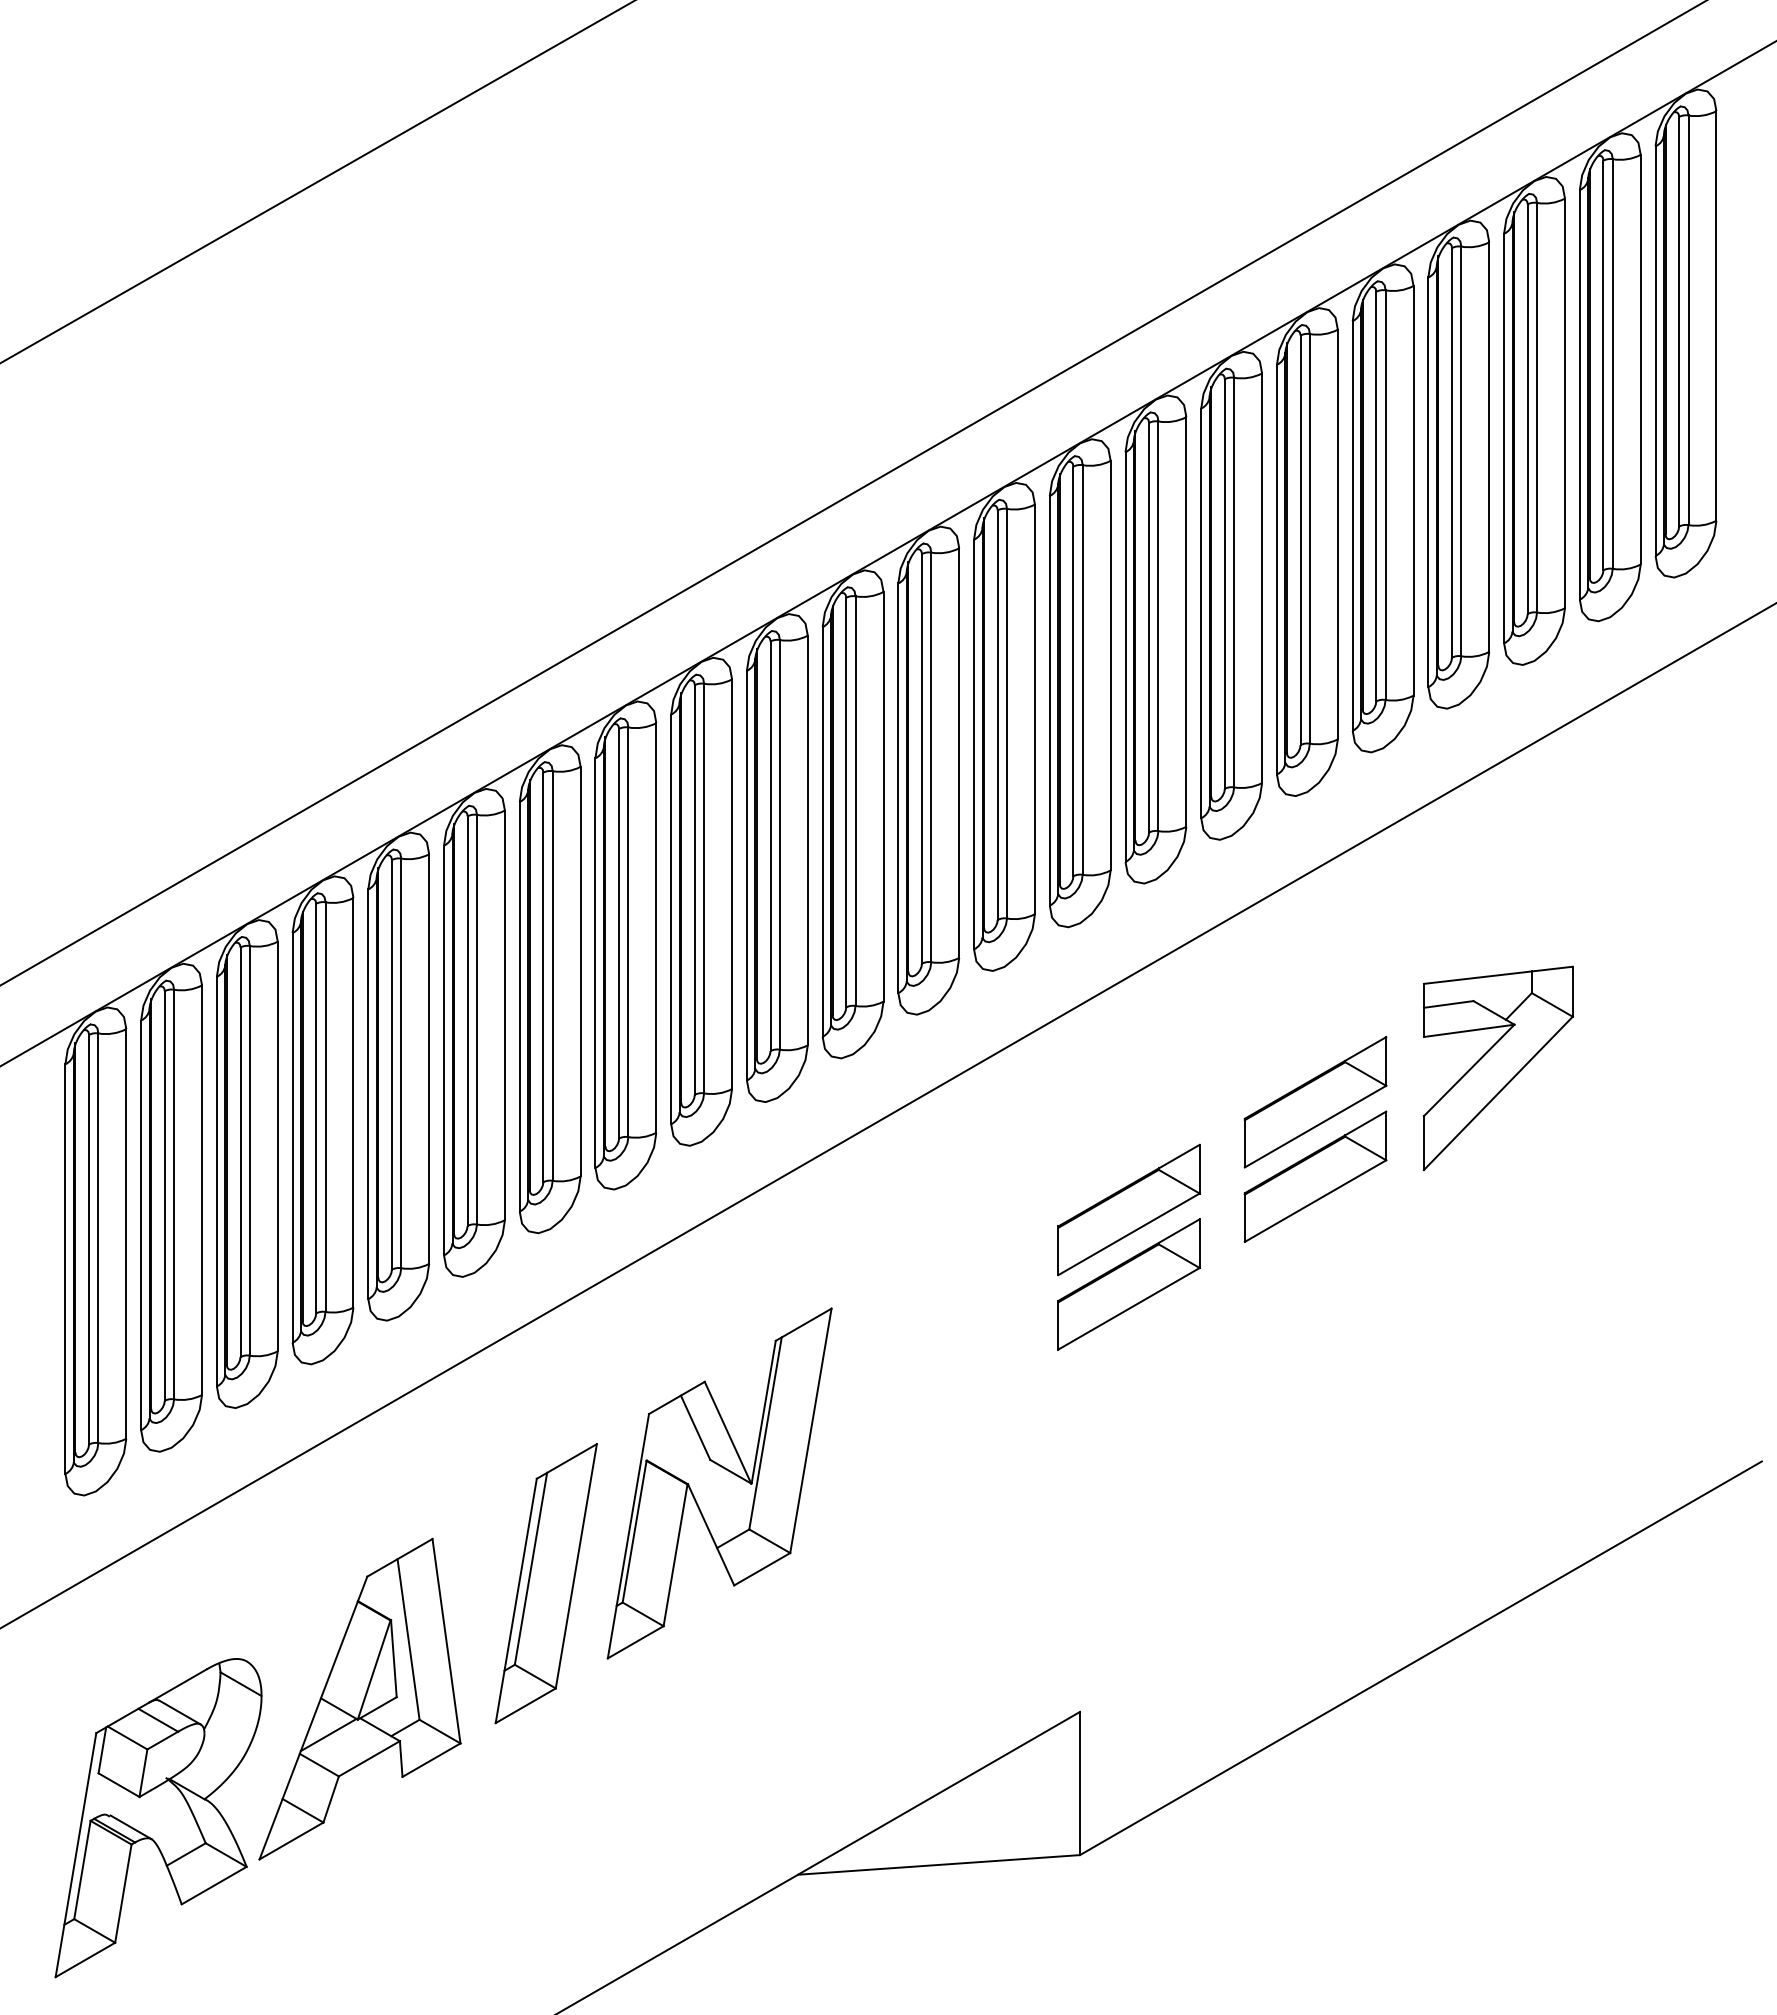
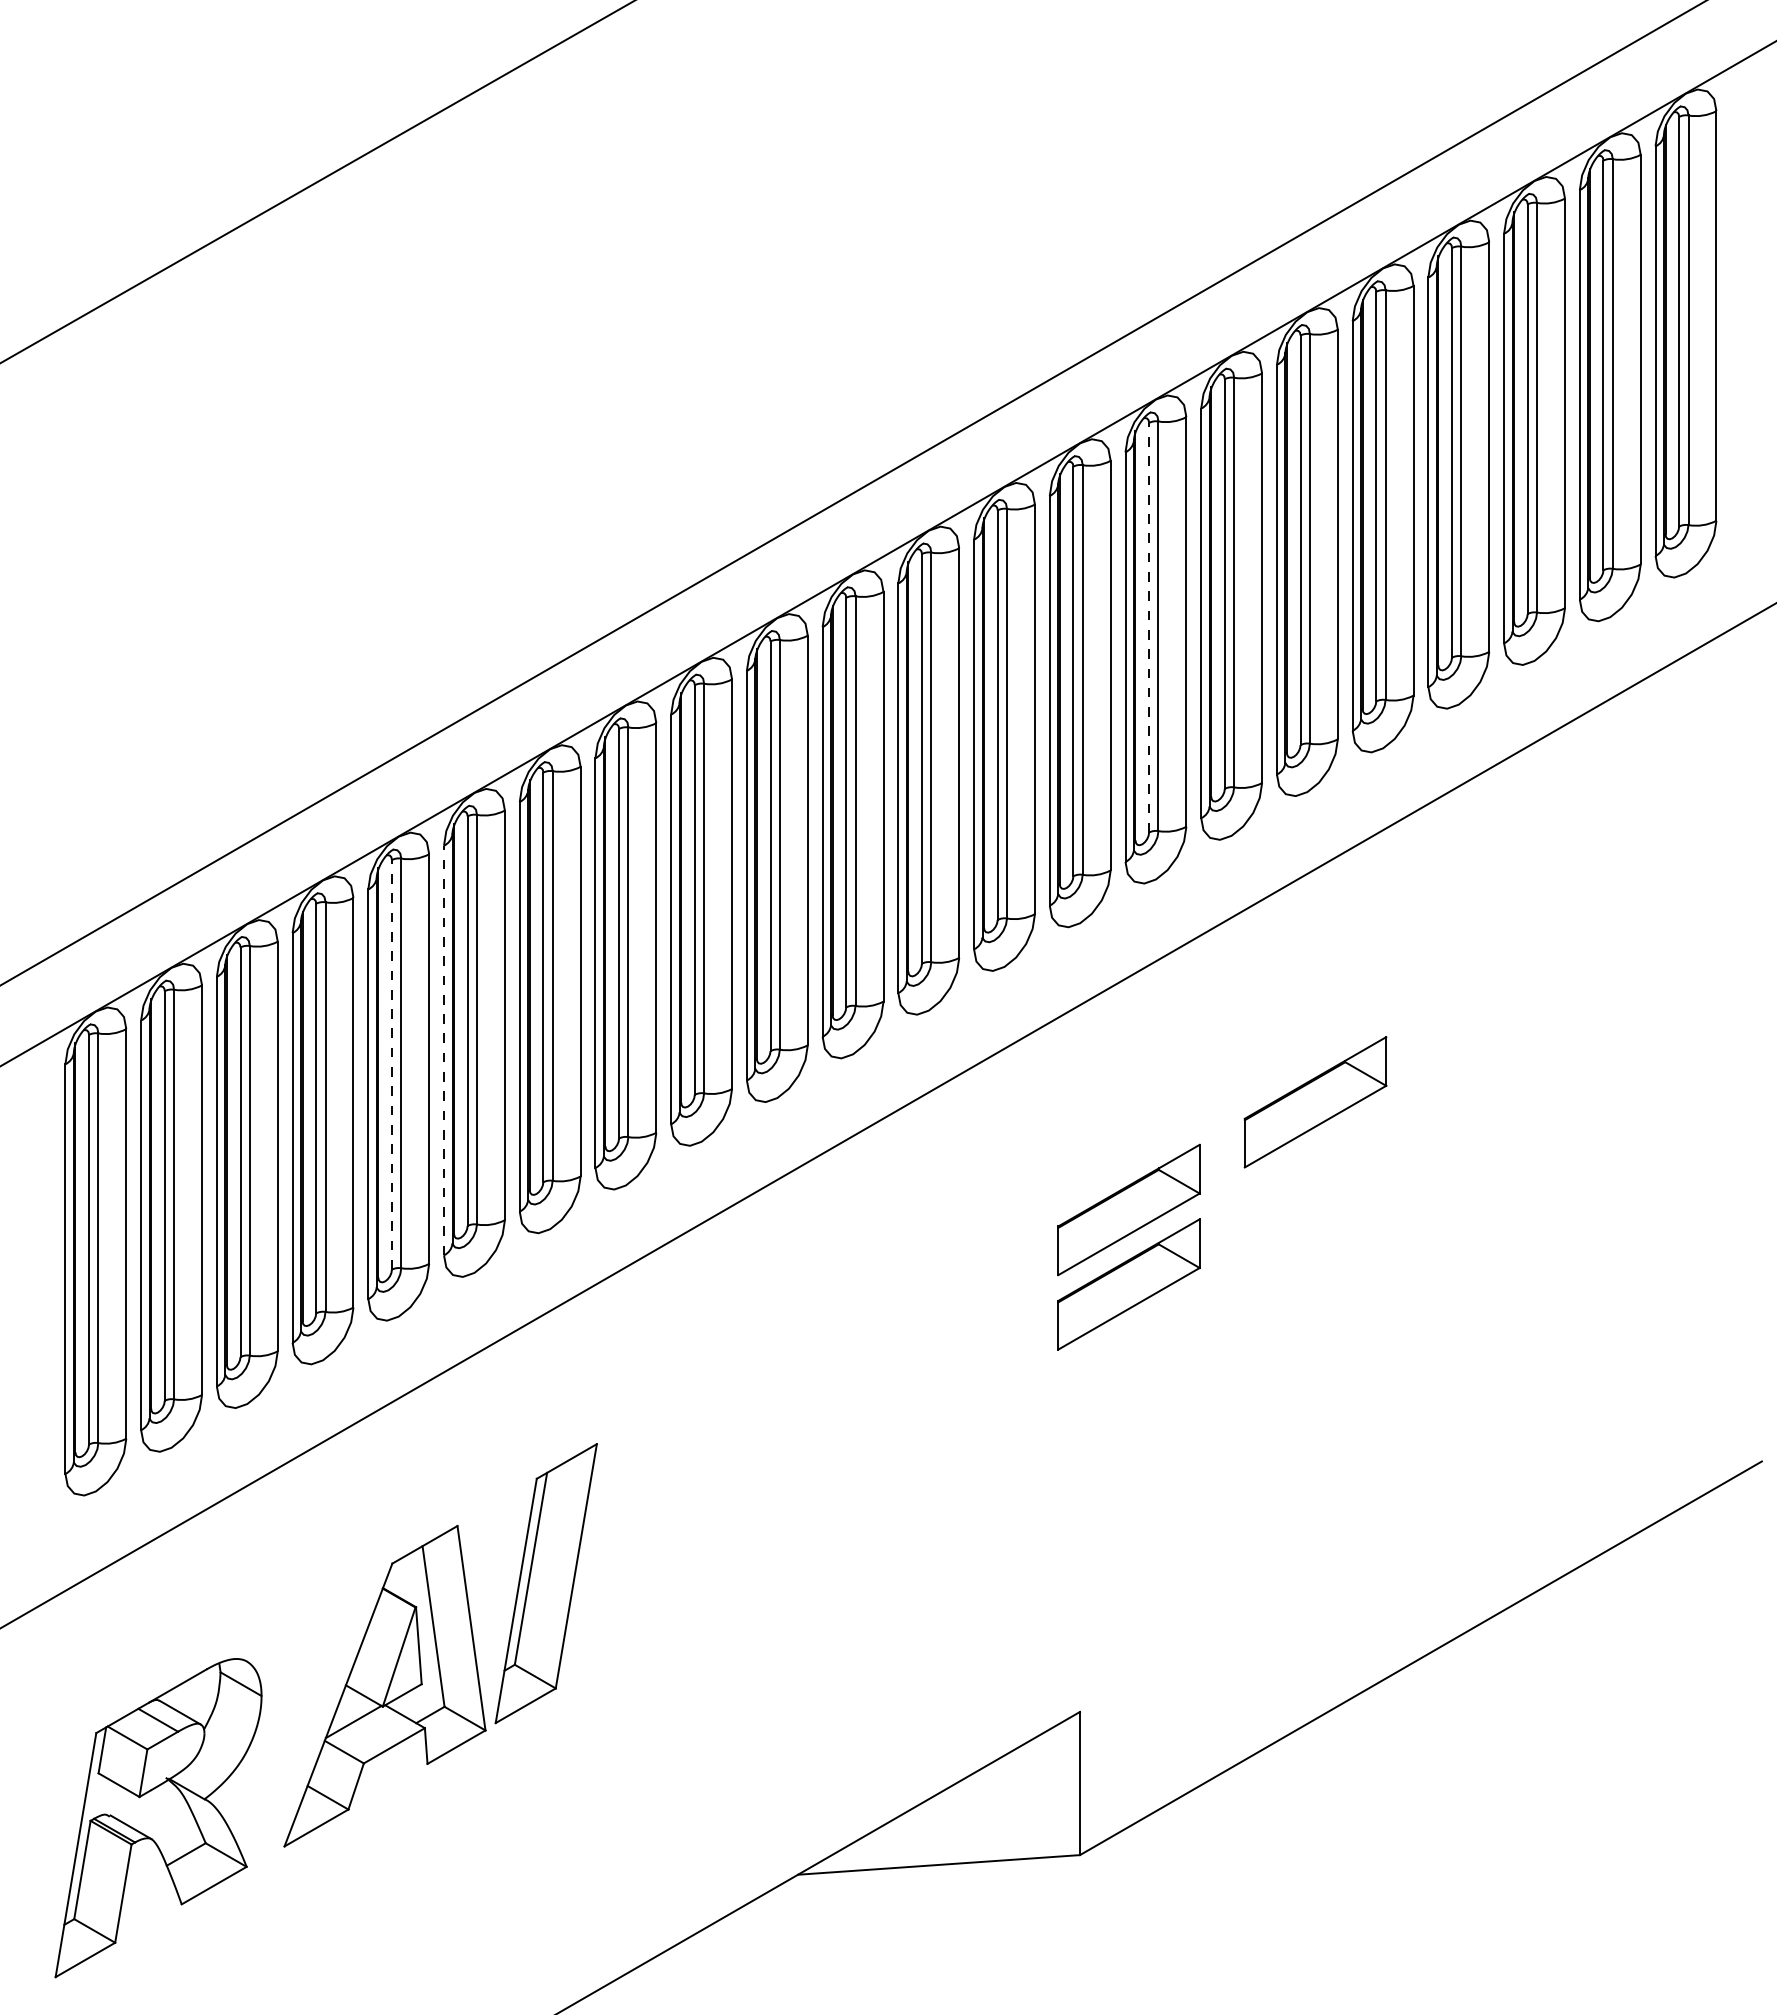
line: solid -> dashed (1149, 627)
line: solid -> dashed (444, 1050)
line: solid -> dashed (391, 1064)
part: present -> none (1497, 1067)
part: present -> none (1315, 1176)
part: present -> none (719, 1483)
part position: (359, 1699) -> (384, 1686) (384, 1686)
